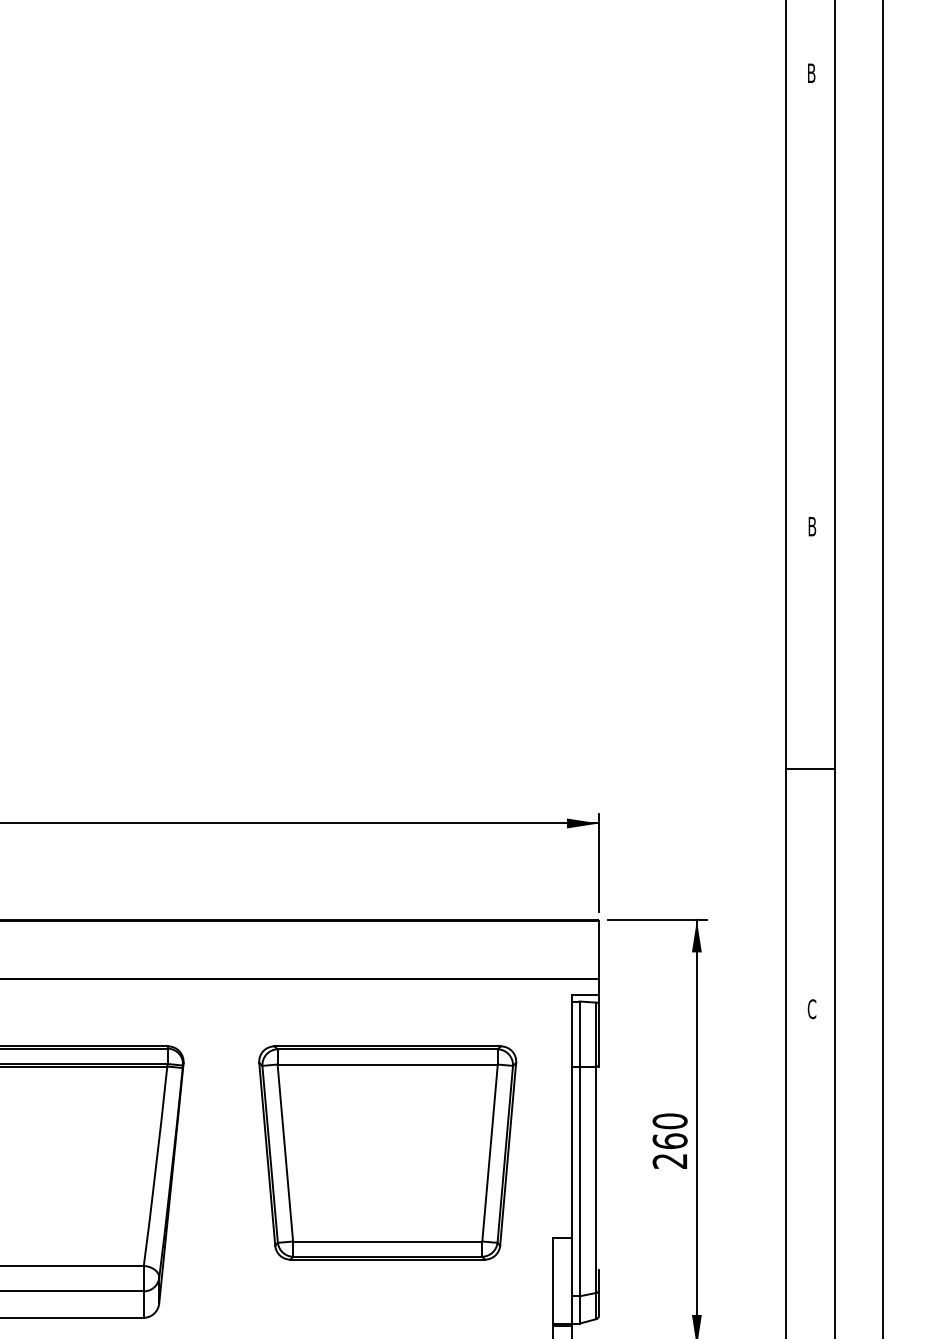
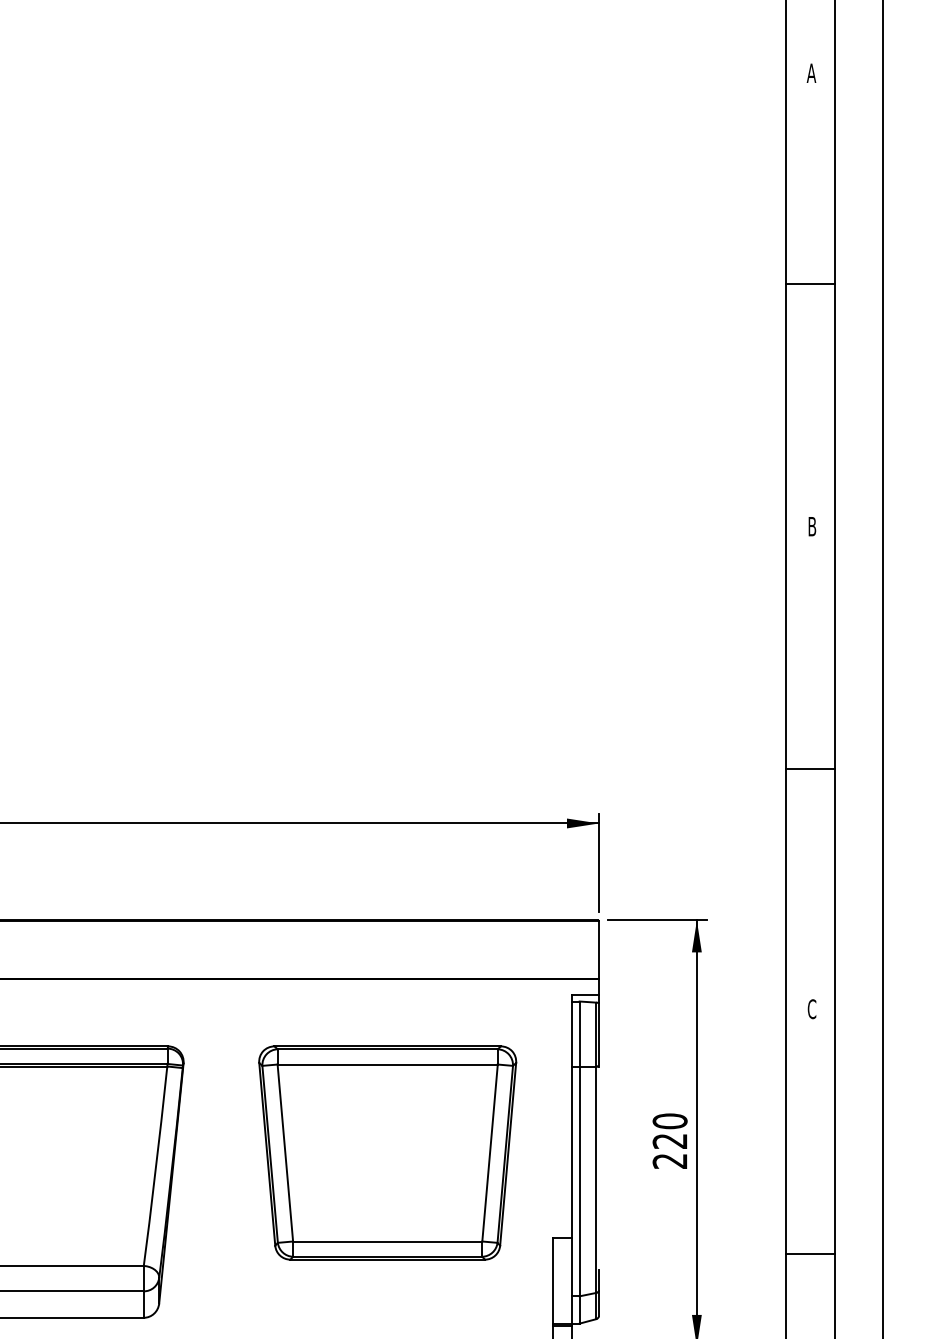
text: B -> A (811, 72)
line: none -> present (810, 284)
text: 260 -> 220 (669, 1140)
line: none -> present (810, 1253)
